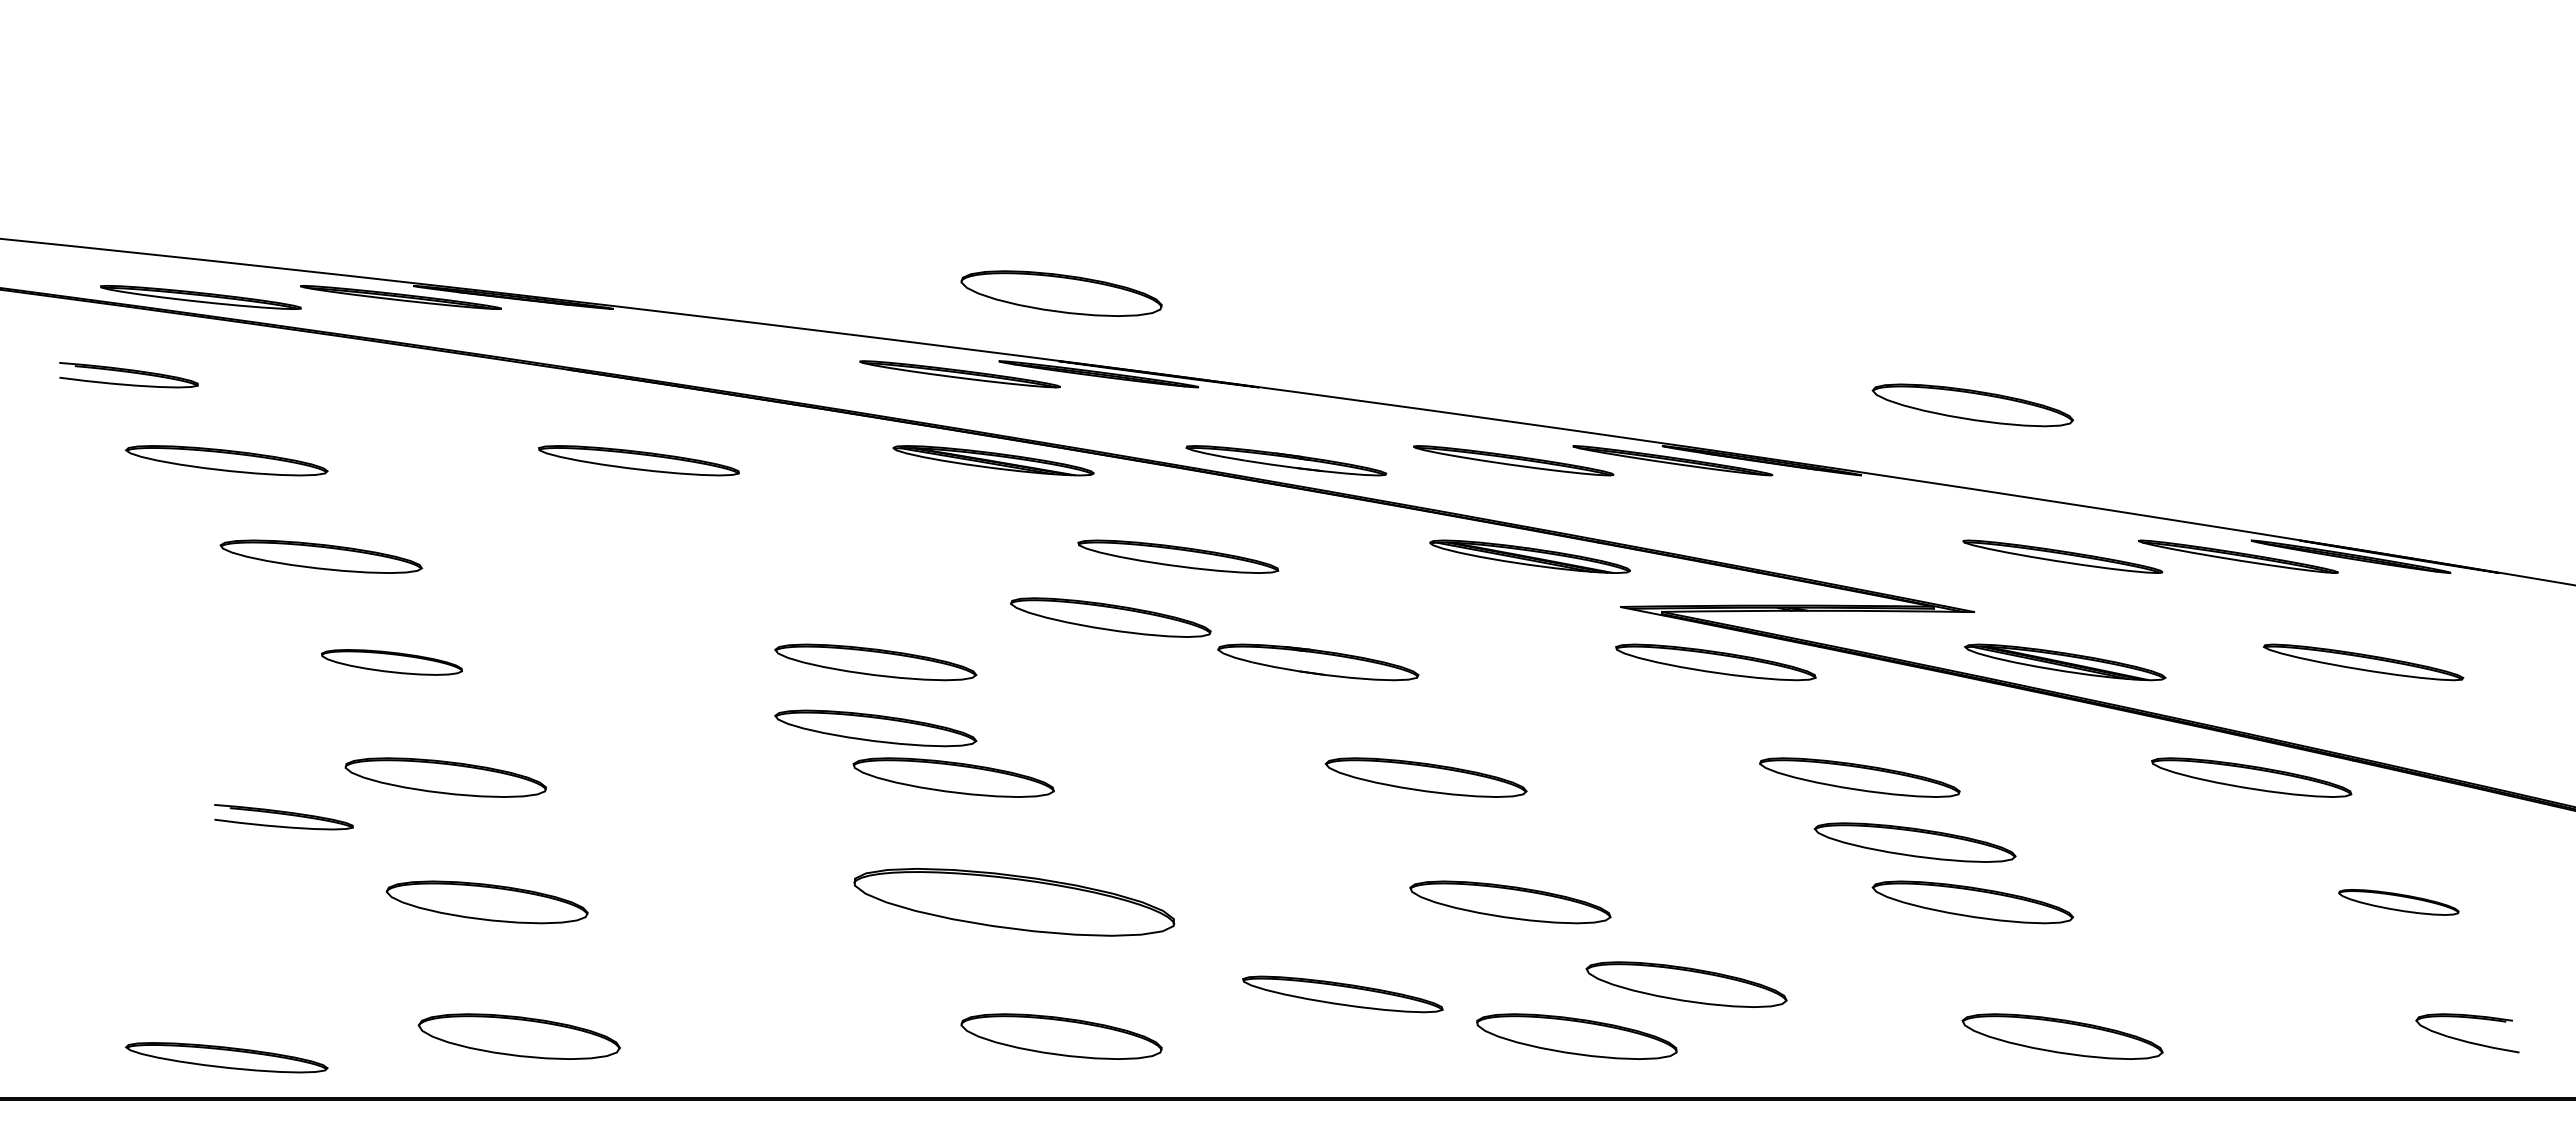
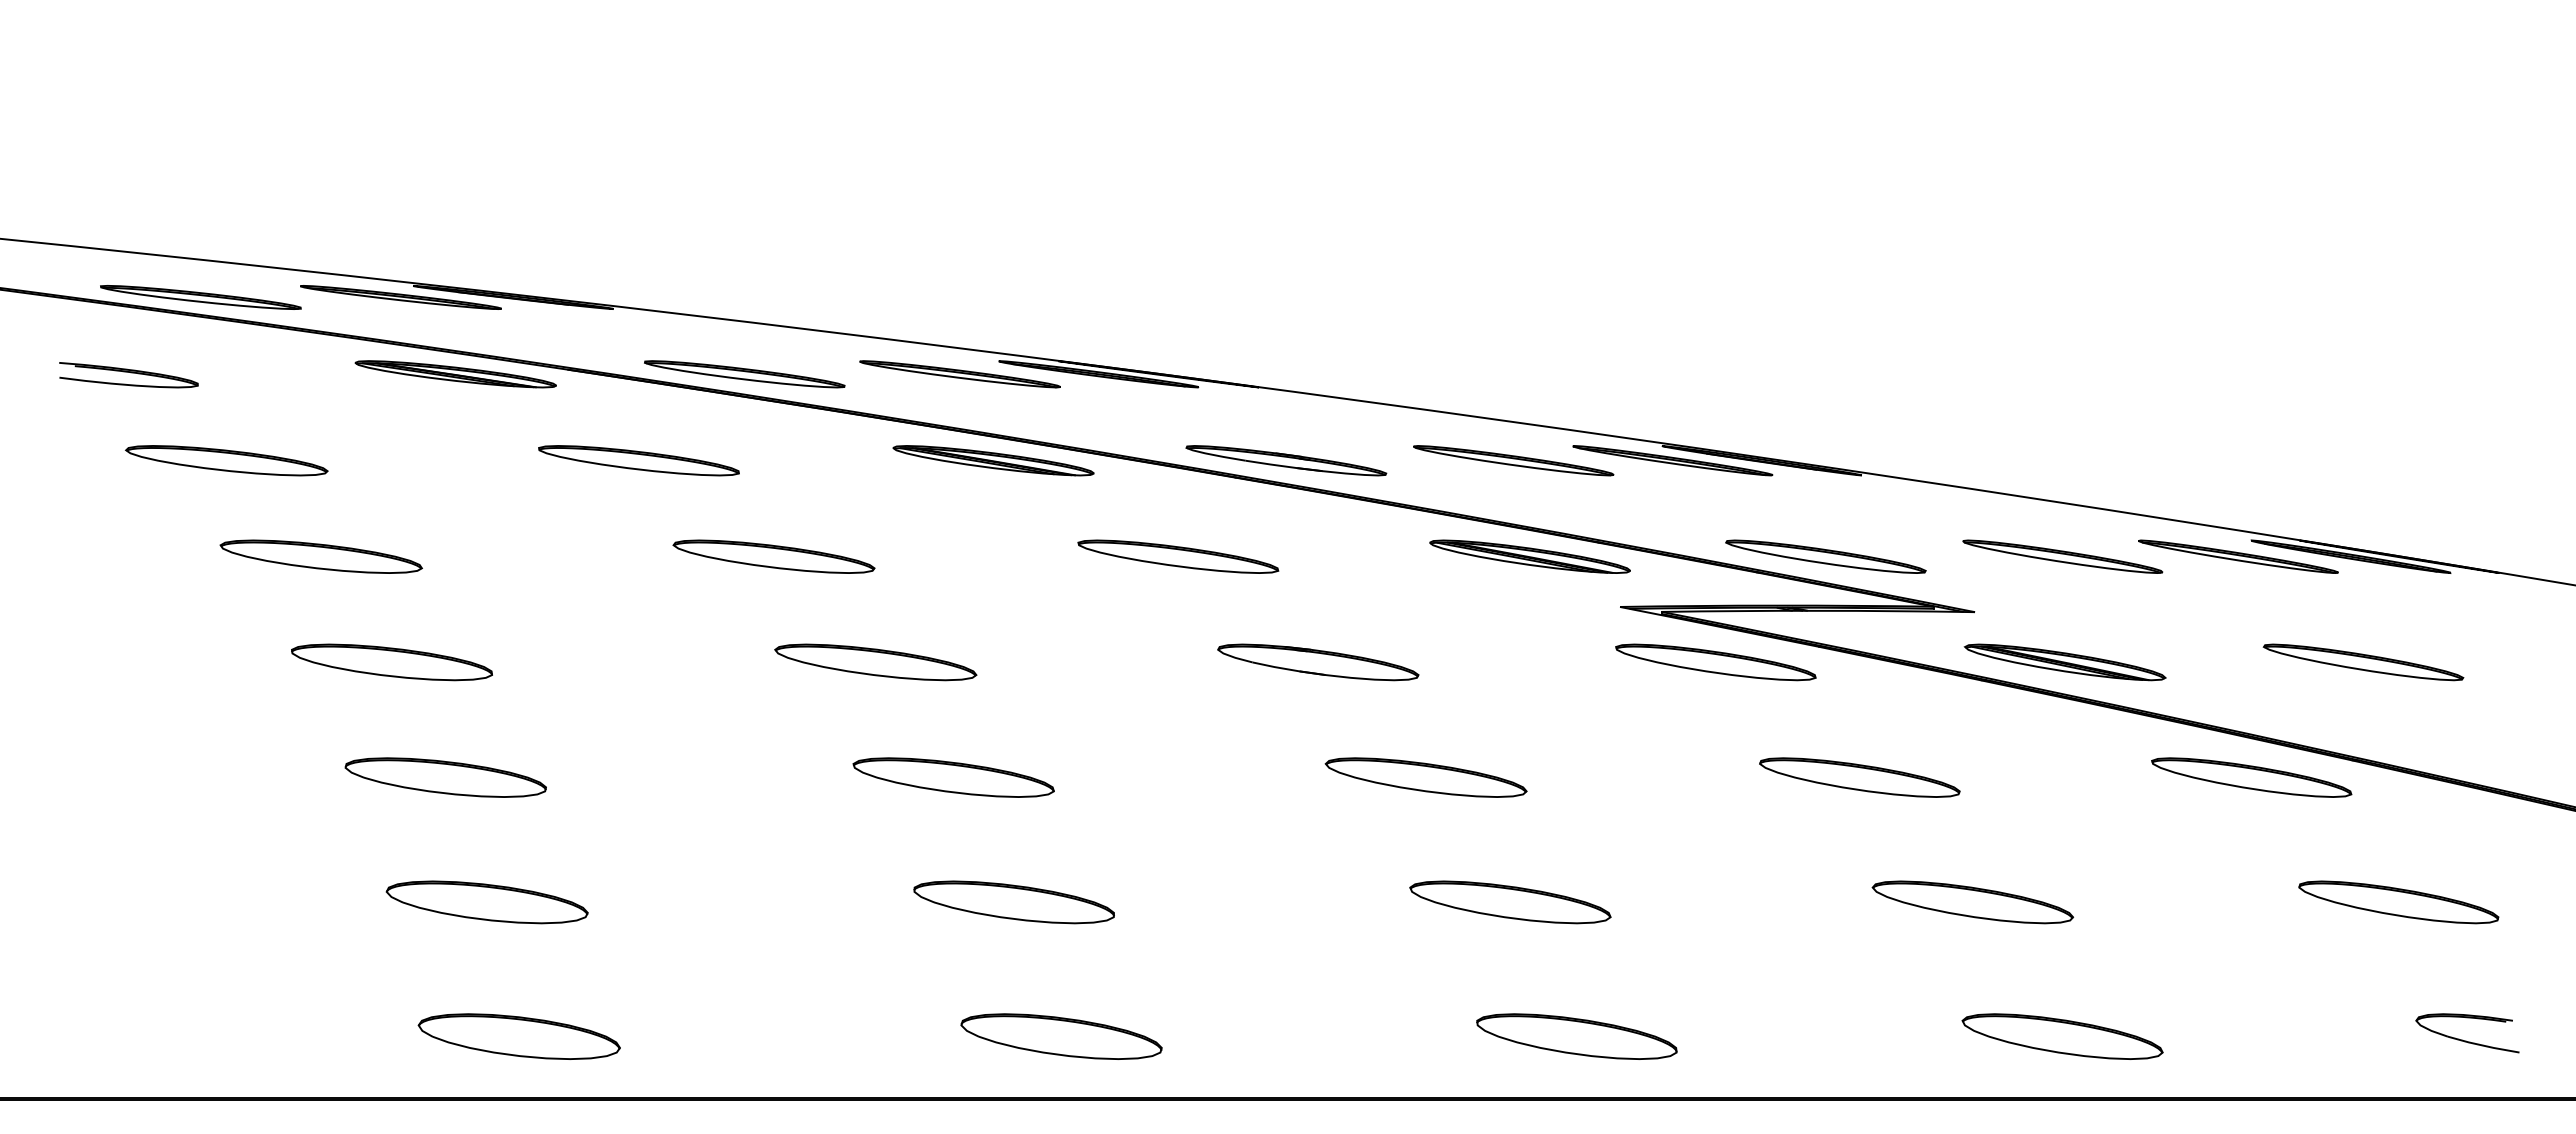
part: present -> none (1061, 293)
part: none -> present (455, 374)
part: none -> present (744, 374)
part: present -> none (1972, 405)
part: none -> present (773, 556)
part: none -> present (1825, 556)
part: present -> none (1110, 617)
part size: 142x27 px -> 202x39 px (391, 662)
part: present -> none (875, 728)
part: present -> none (283, 817)
part: present -> none (1914, 842)
part size: 323x69 px -> 202x45 px (1013, 902)
part size: 122x27 px -> 202x45 px (2398, 902)
part: present -> none (1686, 984)
part: present -> none (1342, 994)
part: present -> none (226, 1057)
